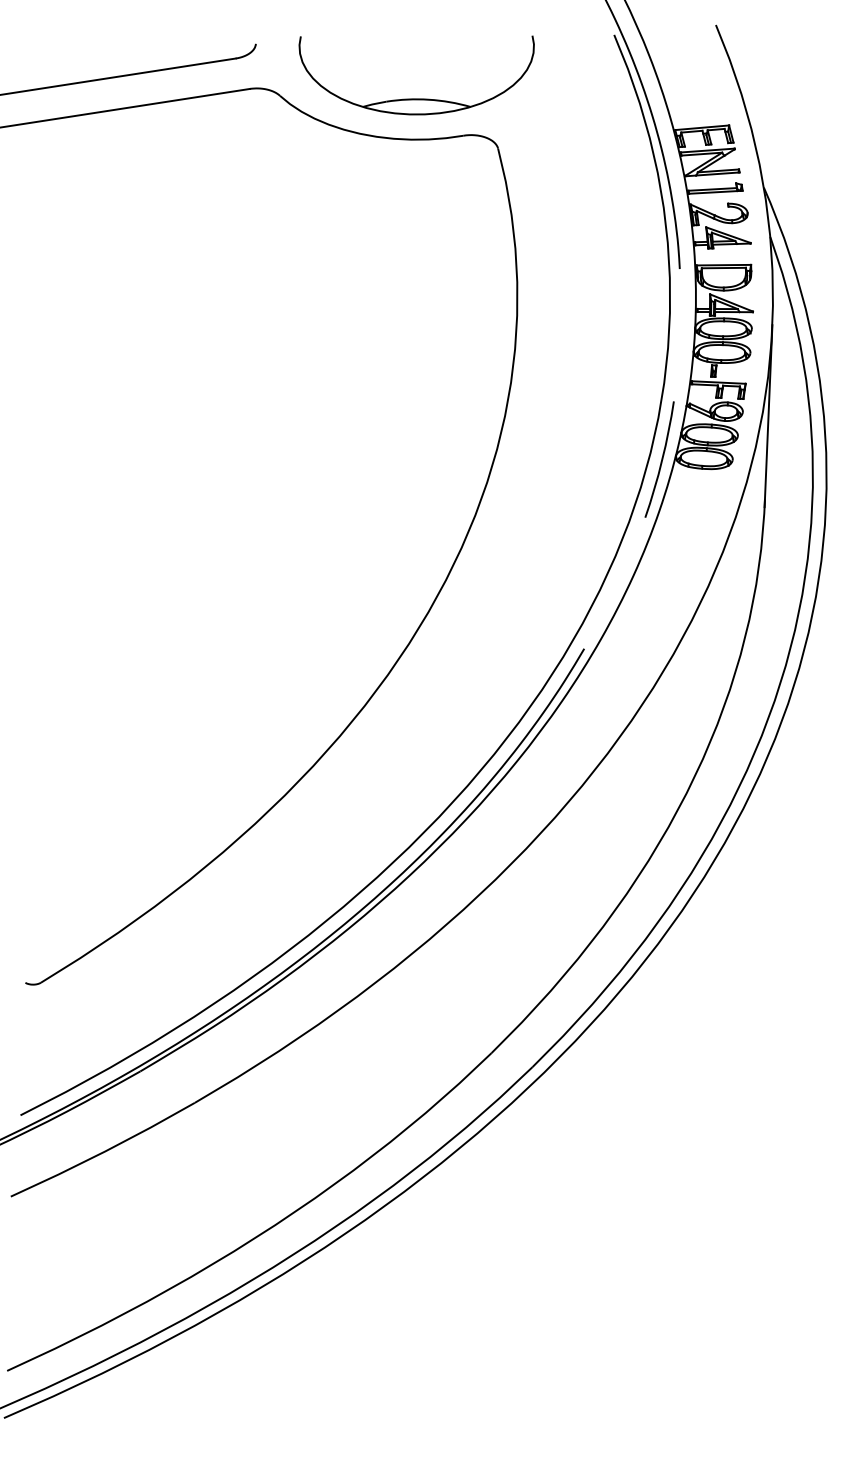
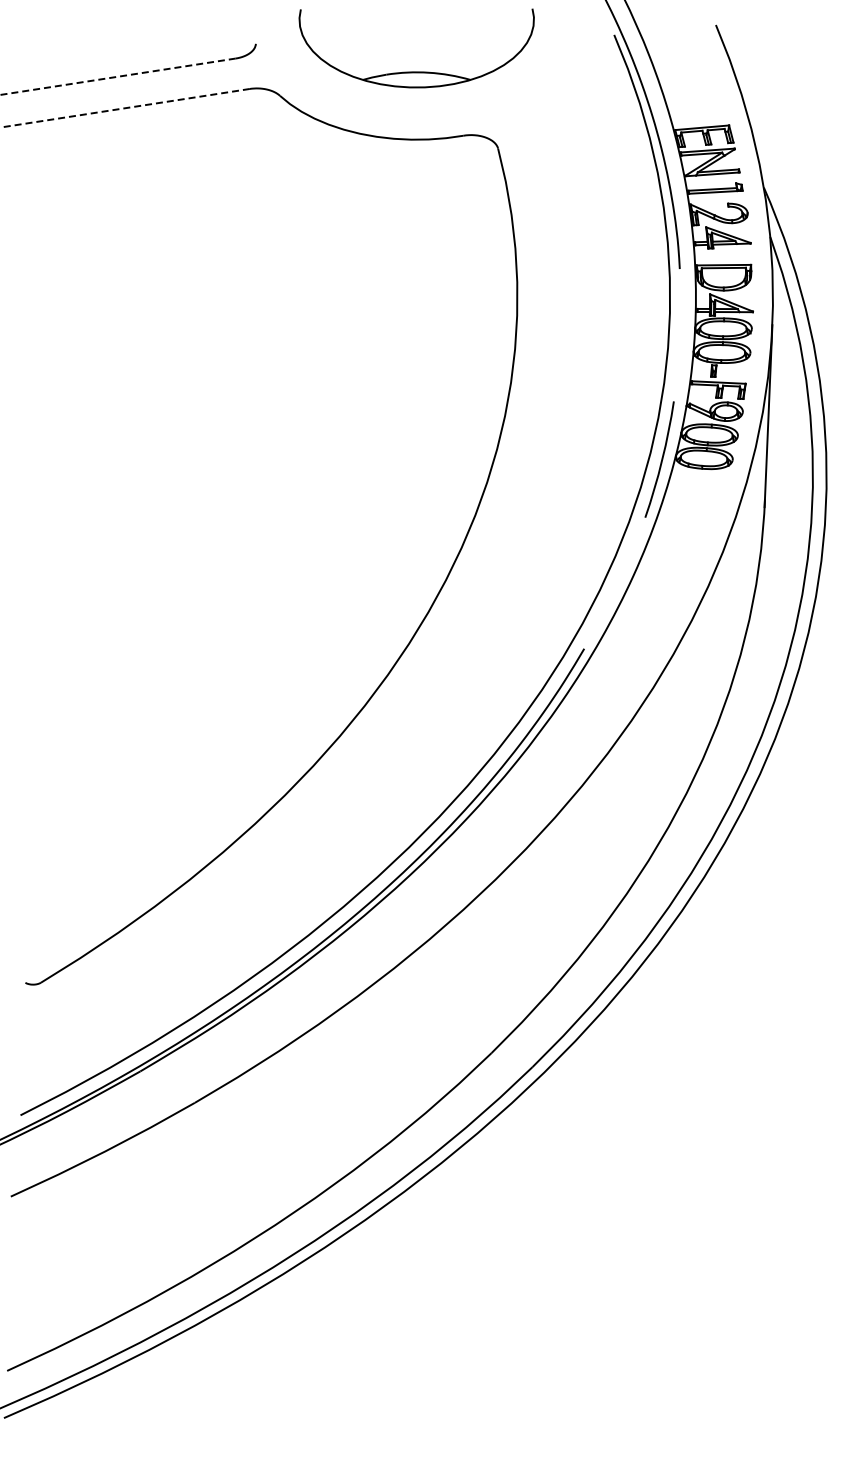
line: solid -> dashed (118, 76)
part position: (416, 98) -> (416, 71) (416, 71)
line: solid -> dashed (124, 108)
